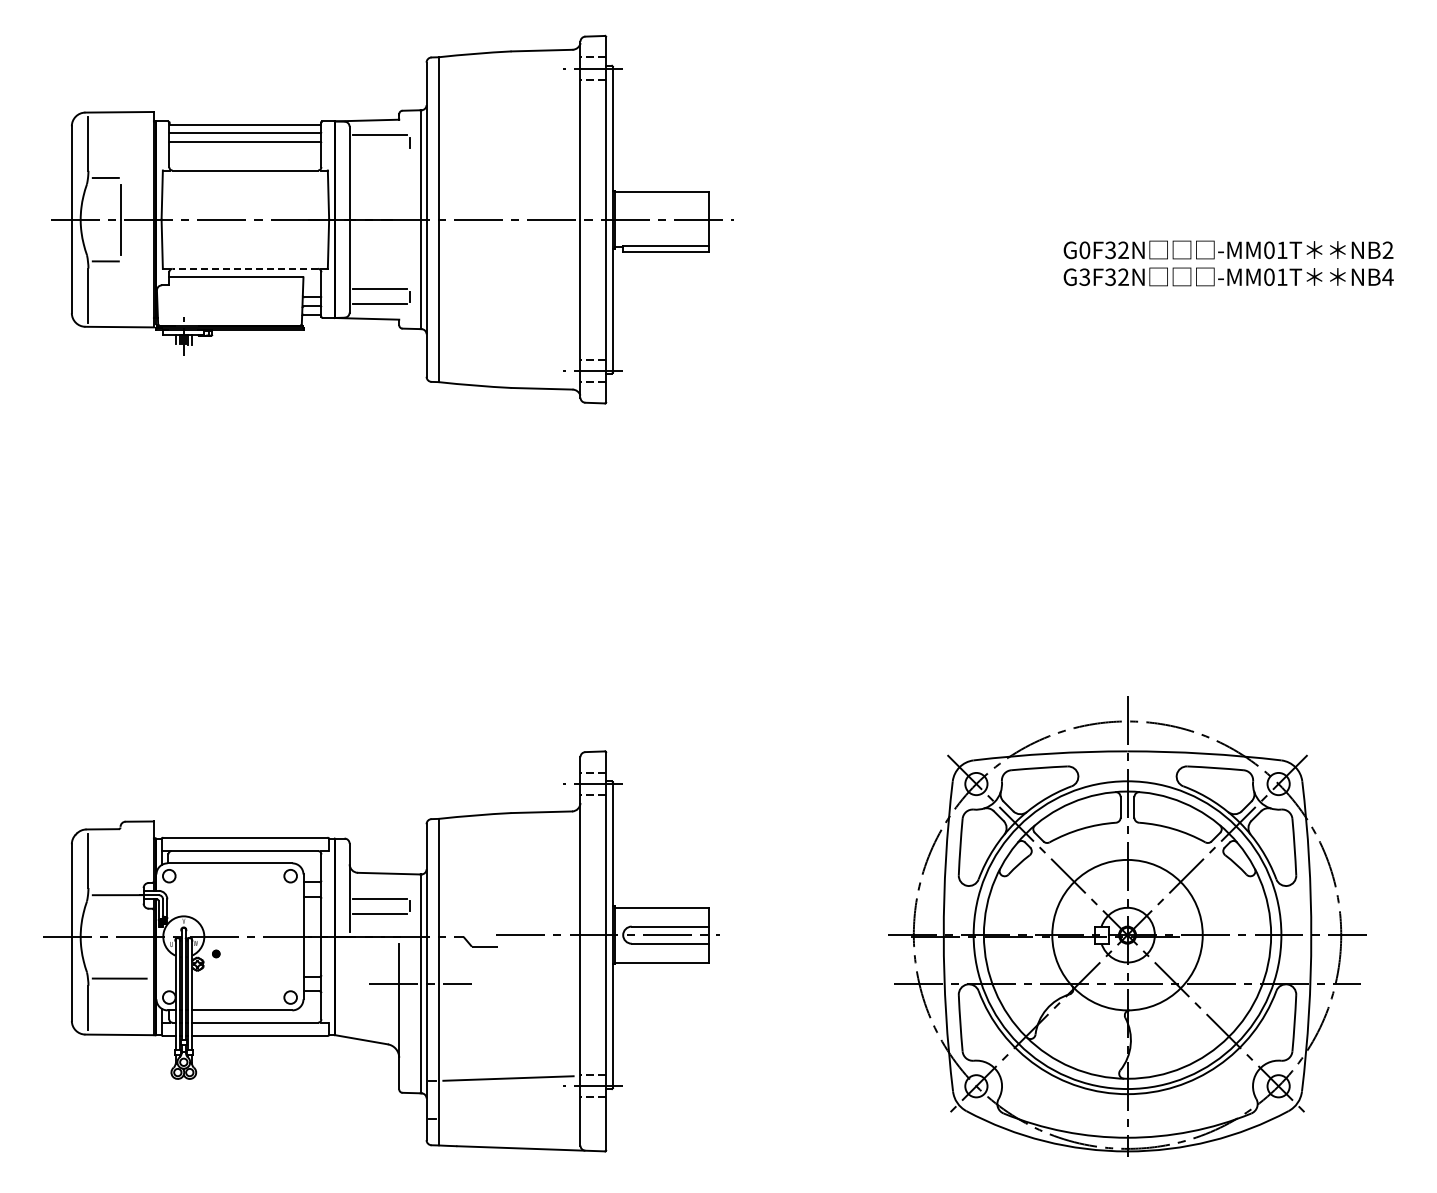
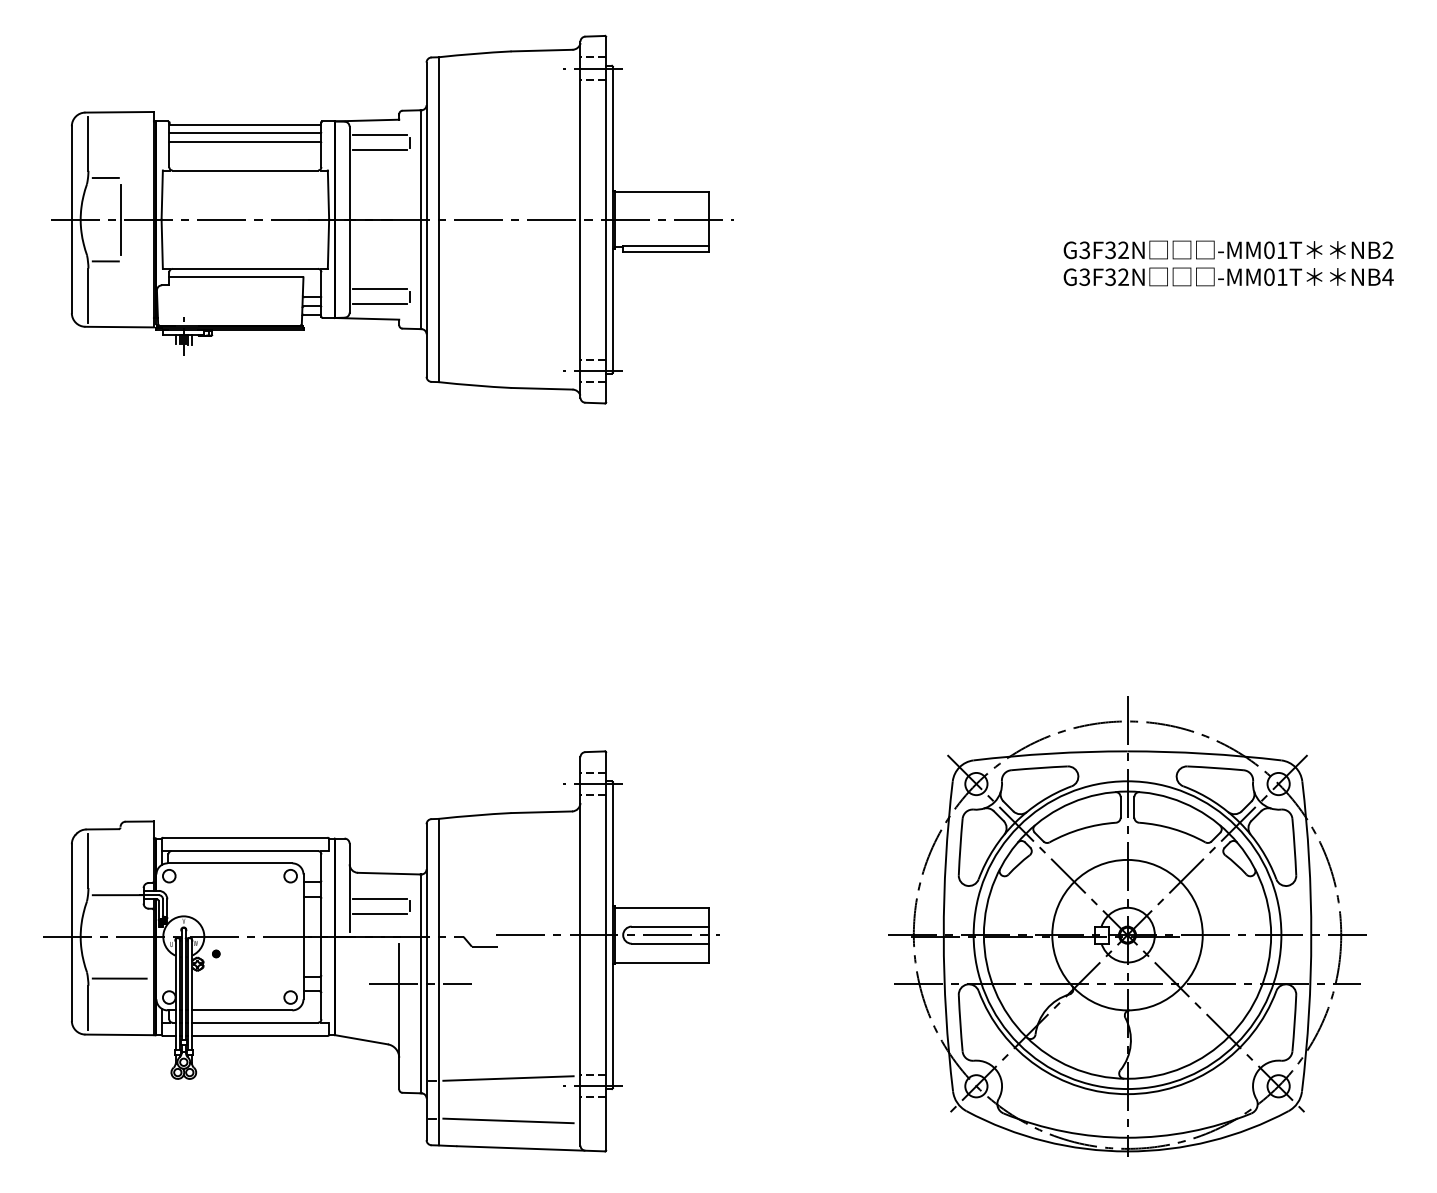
line: none -> present (379, 150)
text: G0F32N -> G3F32N (1084, 249)
line: dashed -> solid (245, 268)
line: none -> present (508, 1120)
